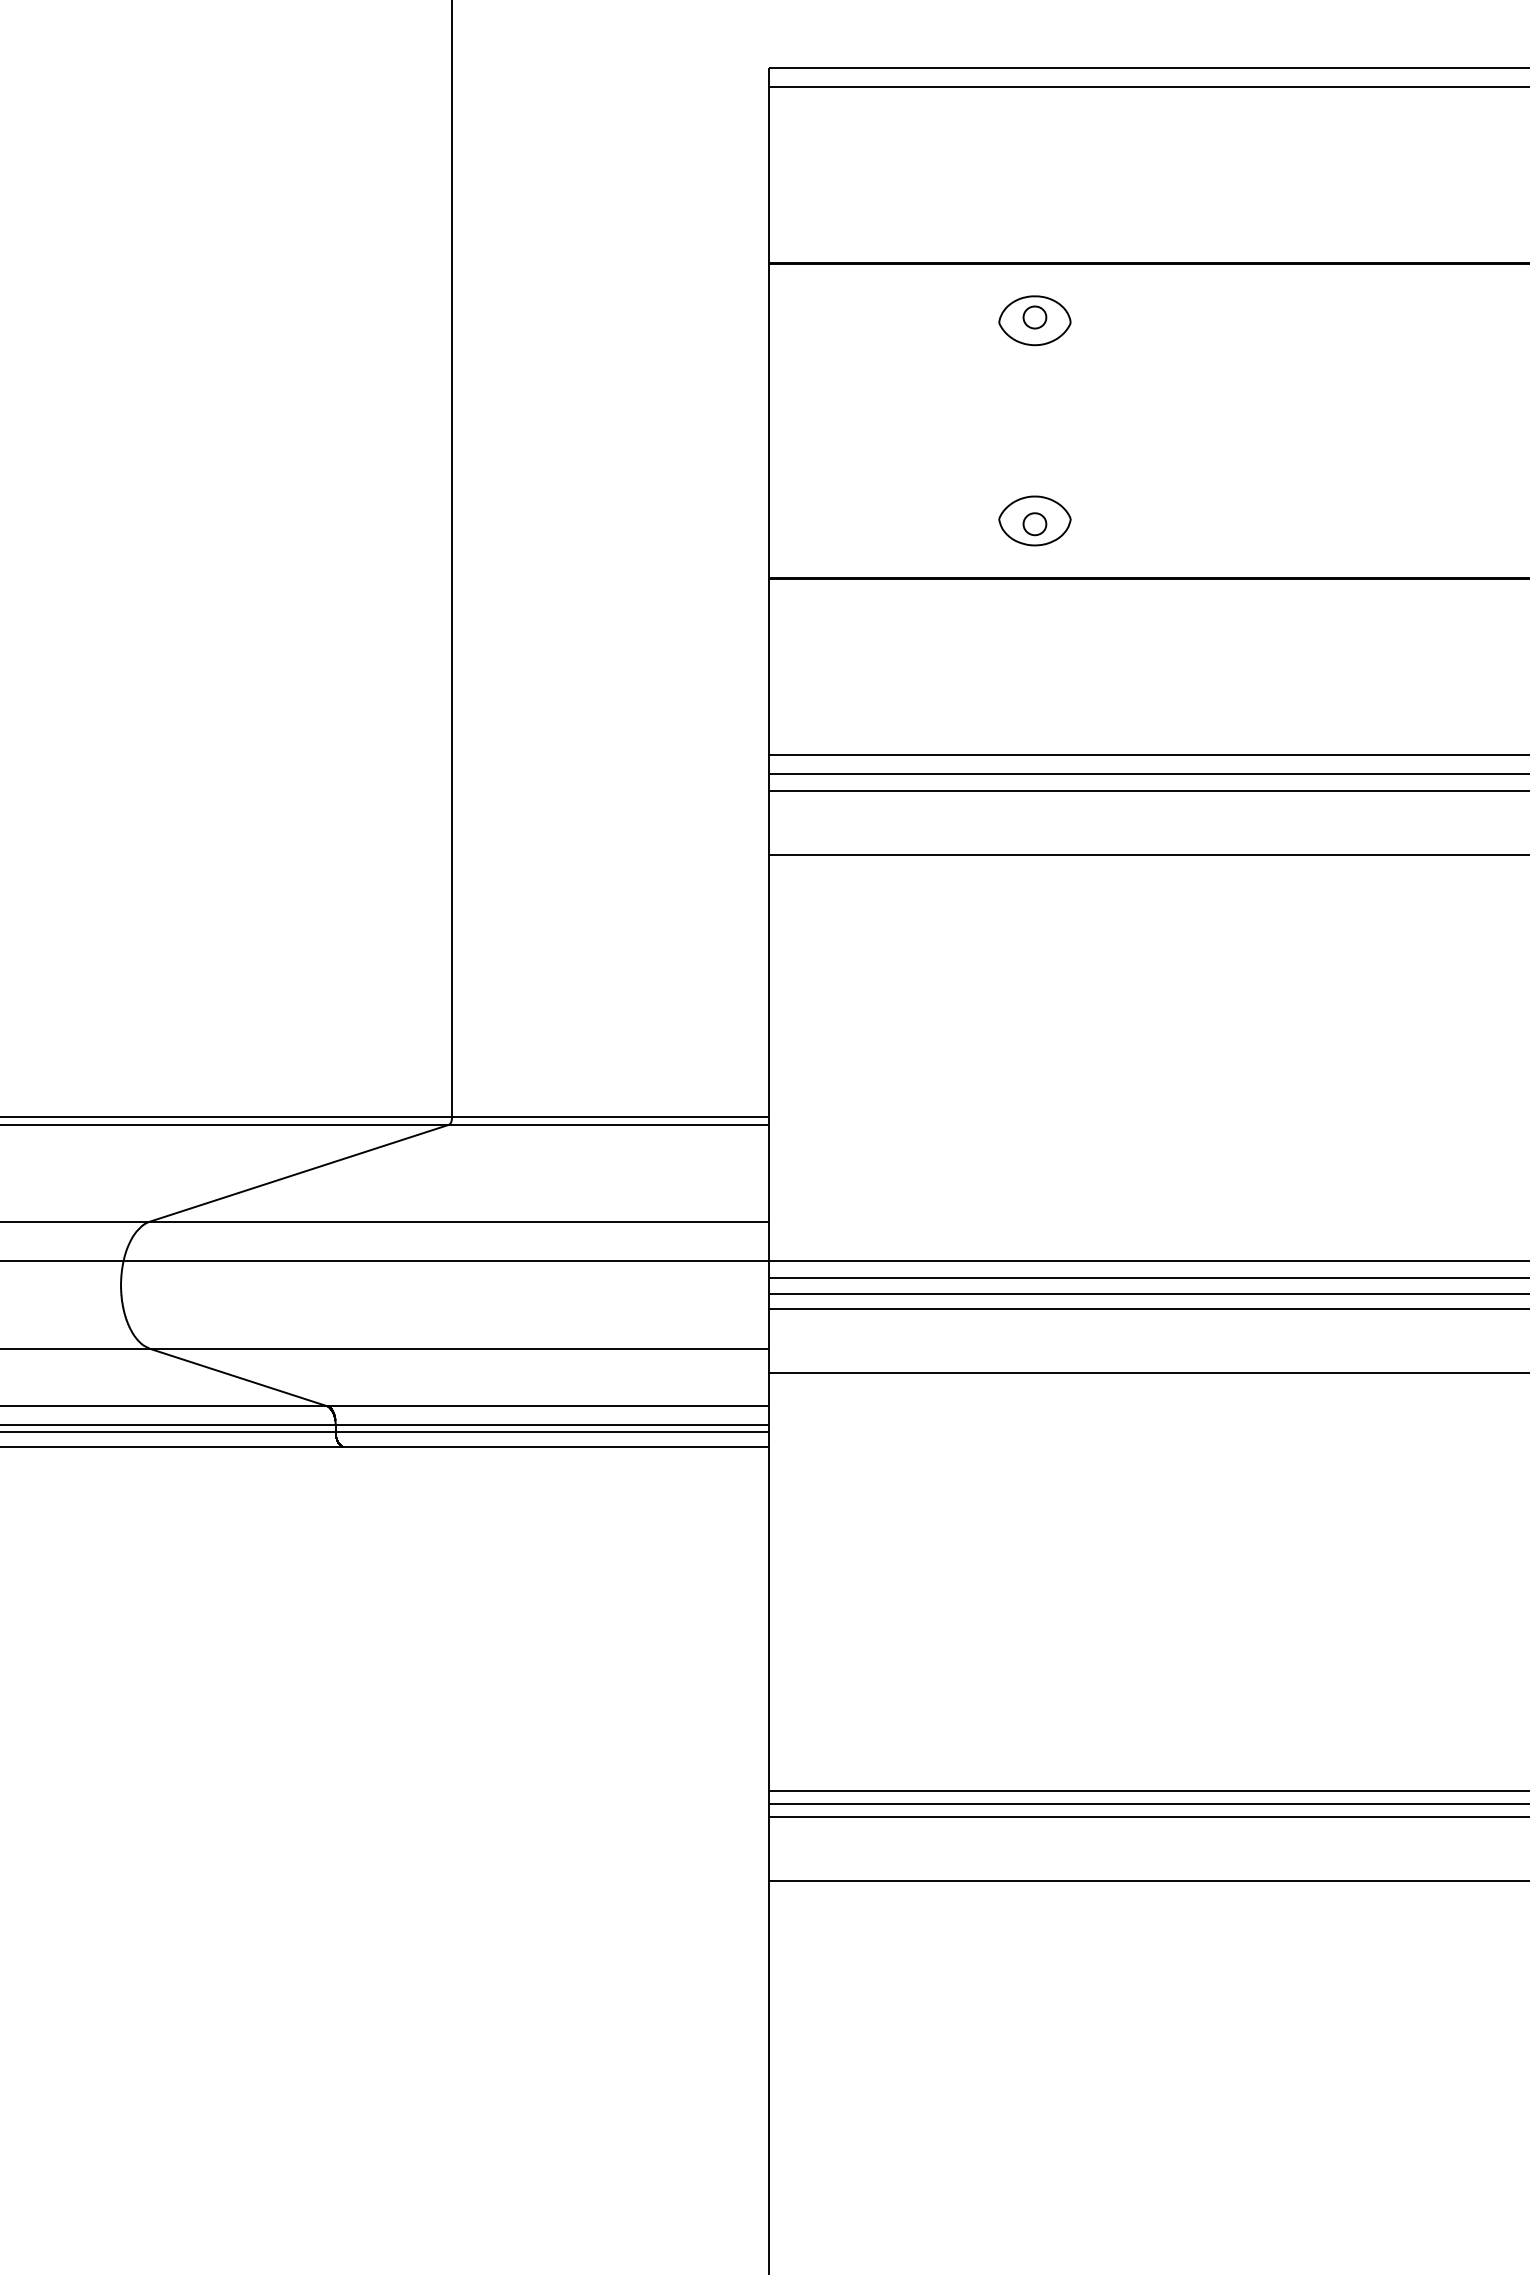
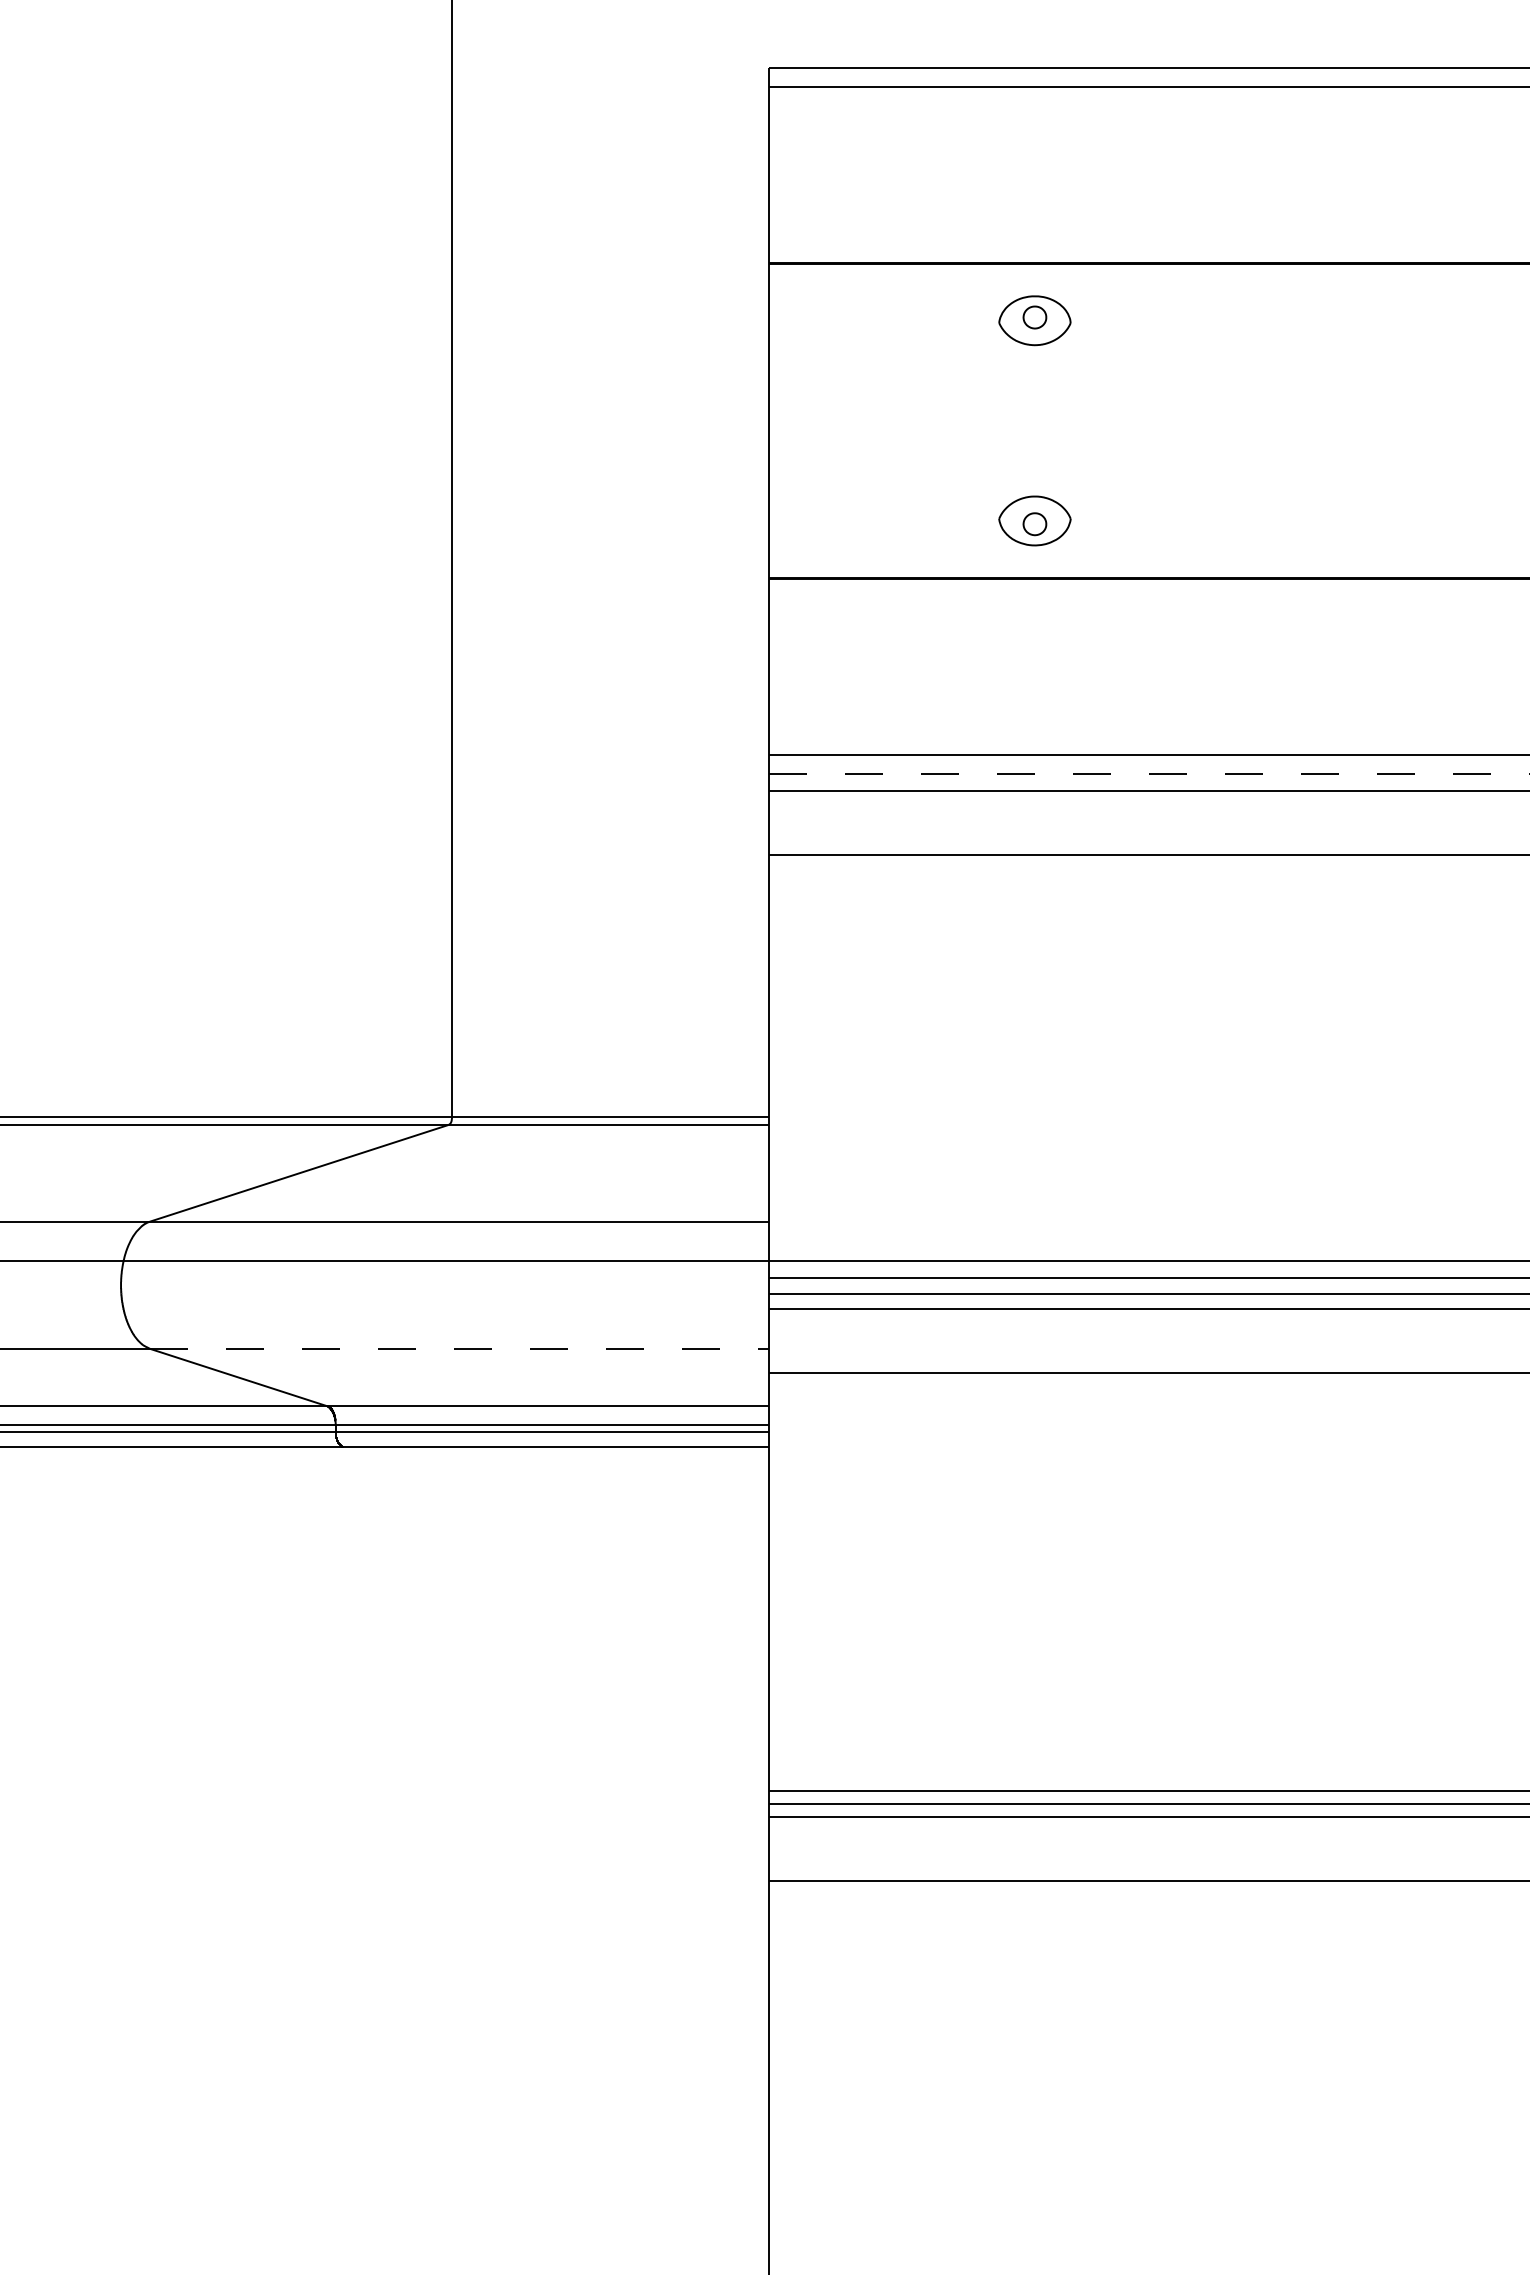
line: solid -> dashed (1149, 773)
line: solid -> dashed (460, 1348)
